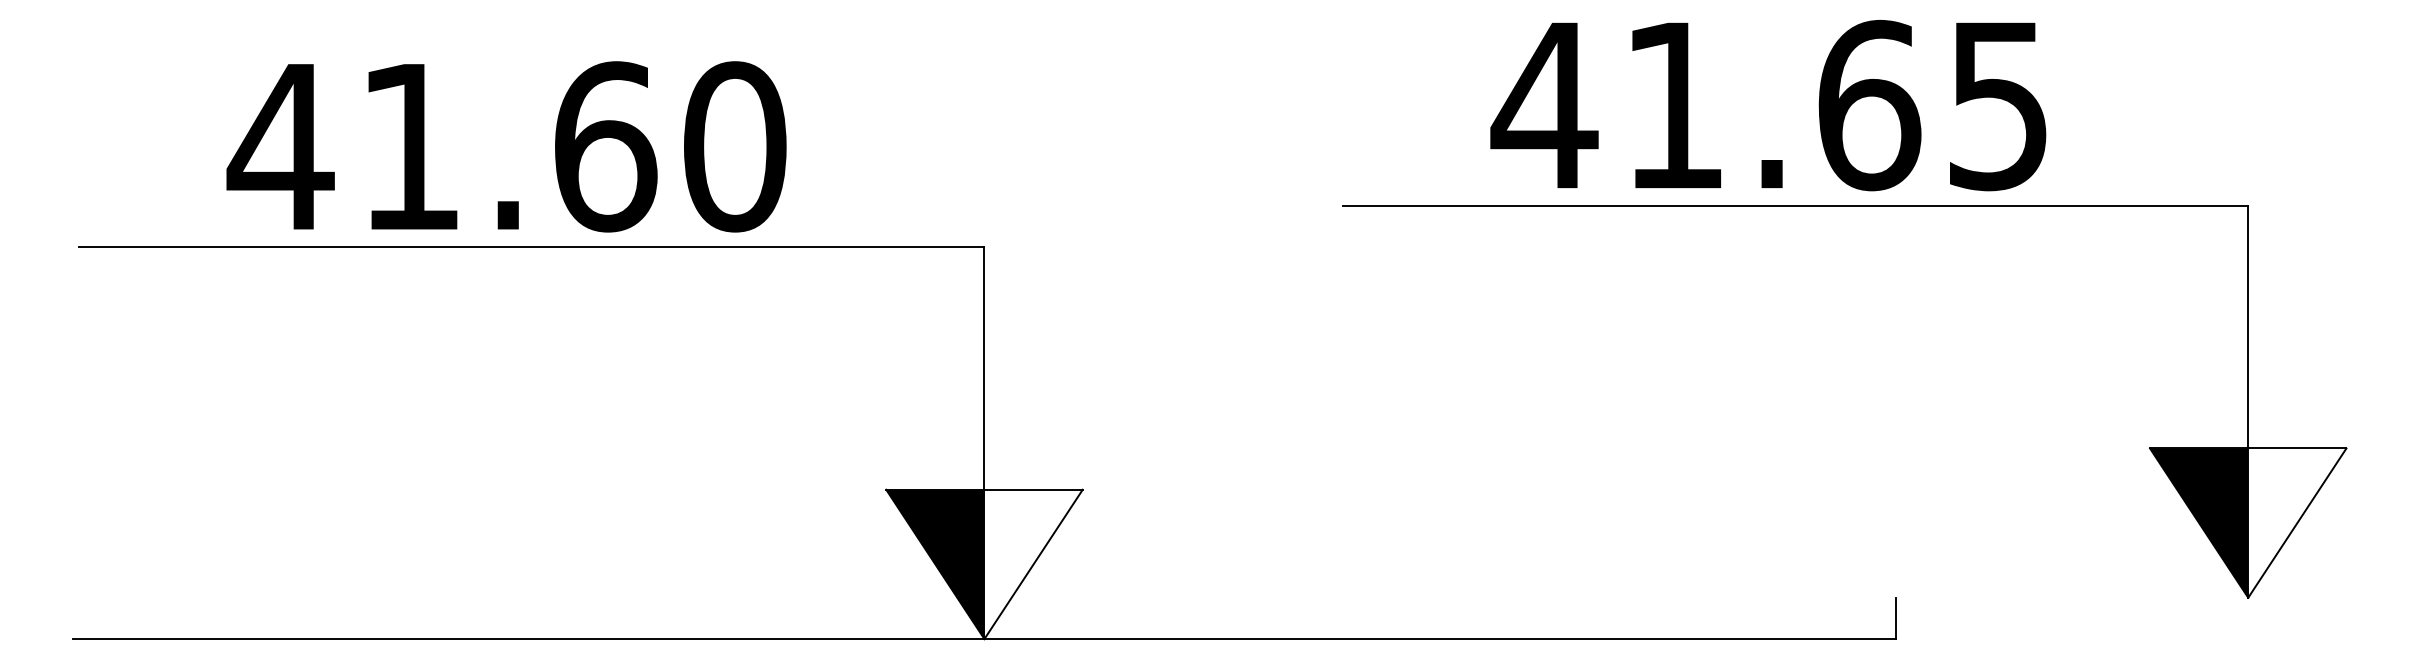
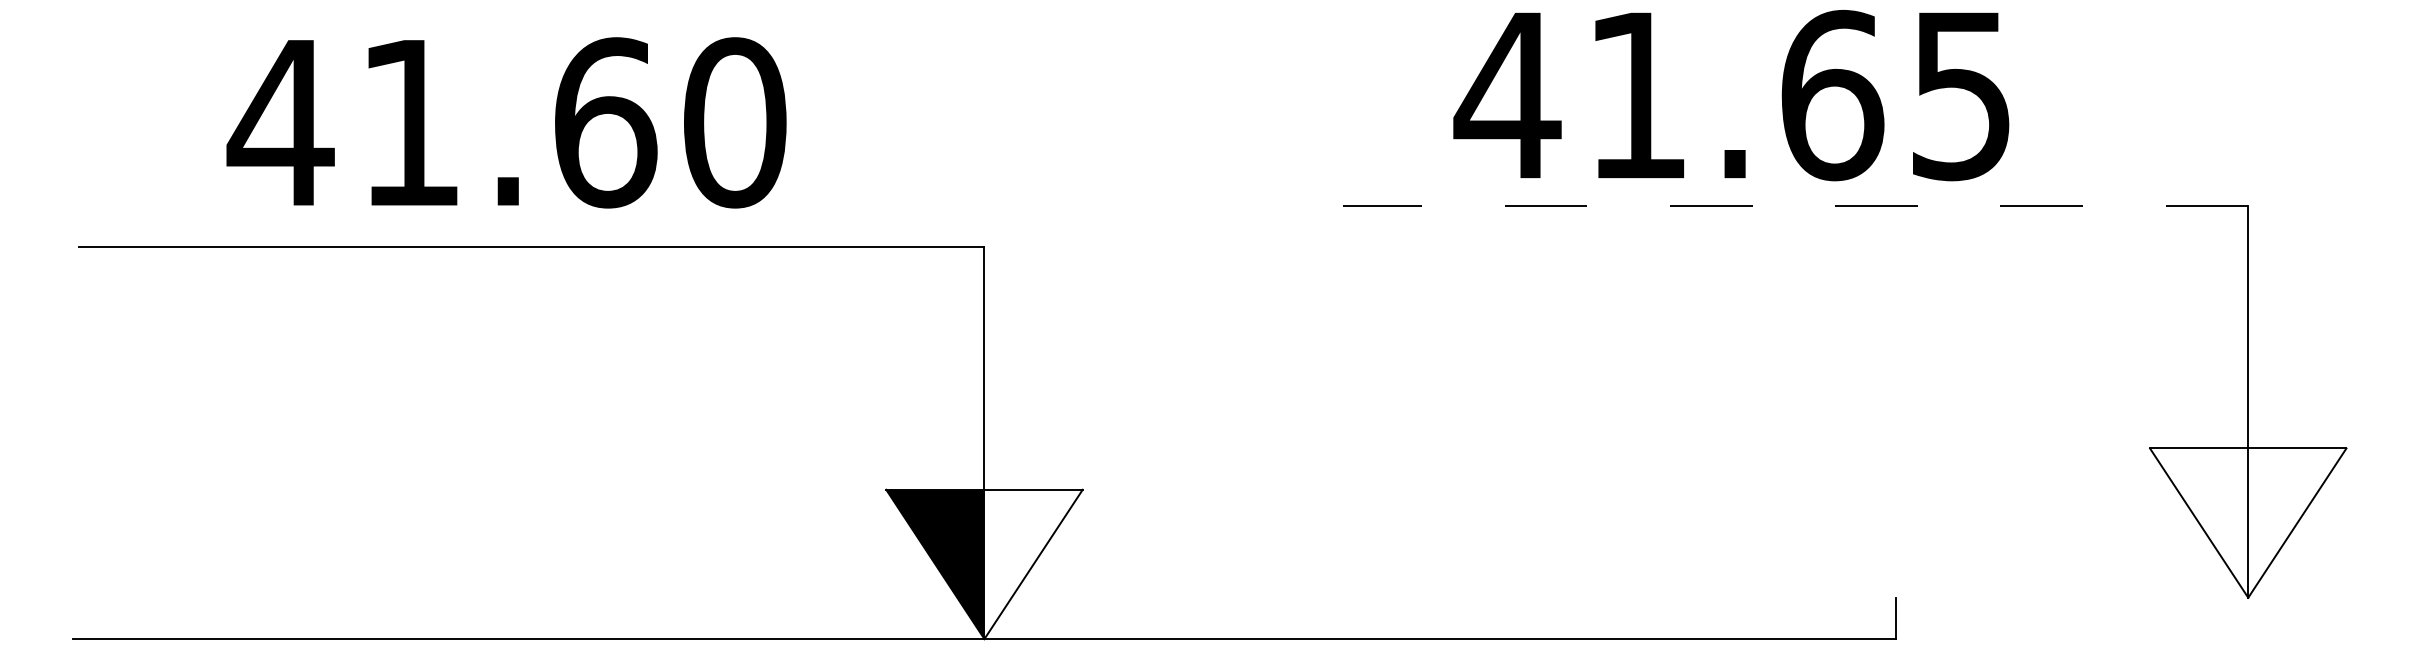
text position: (1768, 105) -> (1731, 95) (1731, 95)
text position: (506, 146) -> (506, 122) (506, 122)
line: solid -> dashed (1795, 205)
fill: present -> none (2199, 522)
